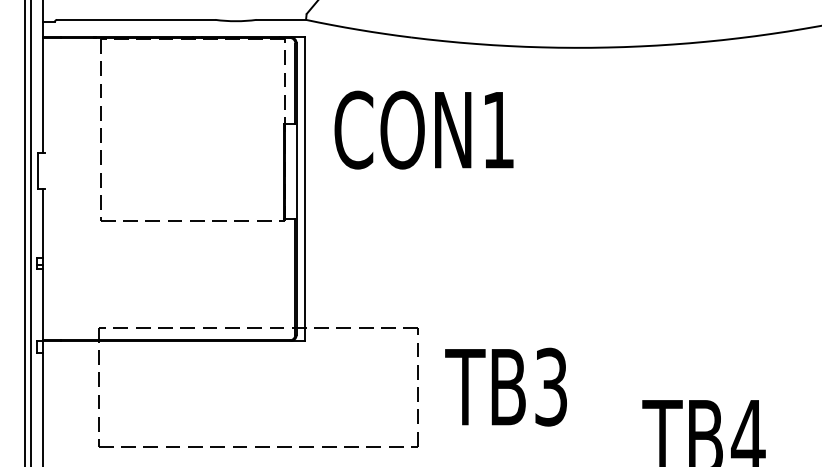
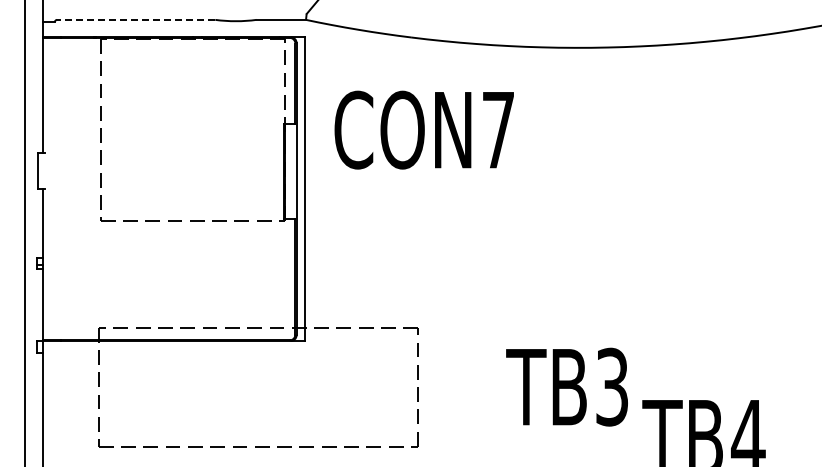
line: solid -> dashed (135, 19)
text: CON1 -> CON7 (498, 130)
line: present -> none (30, 232)
text position: (505, 386) -> (566, 386) (566, 386)
